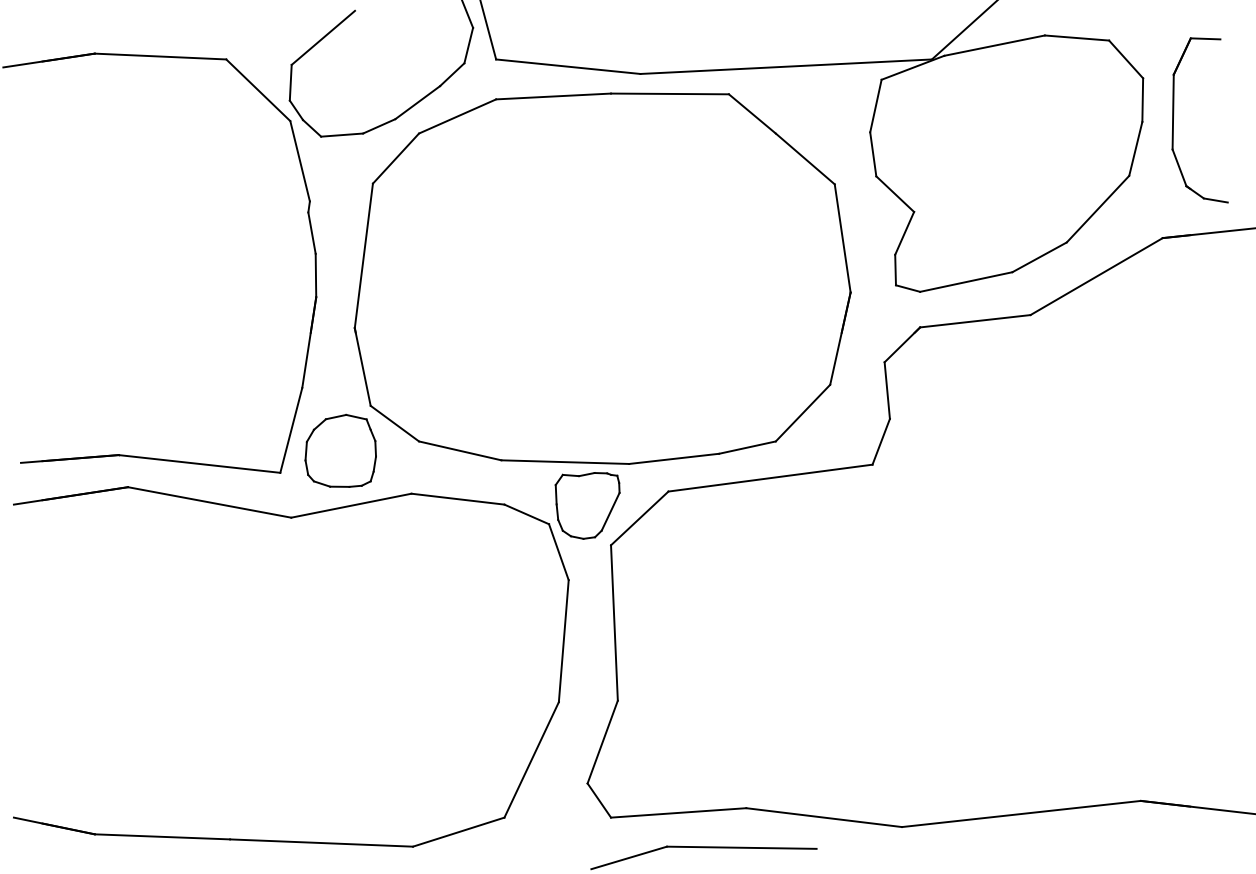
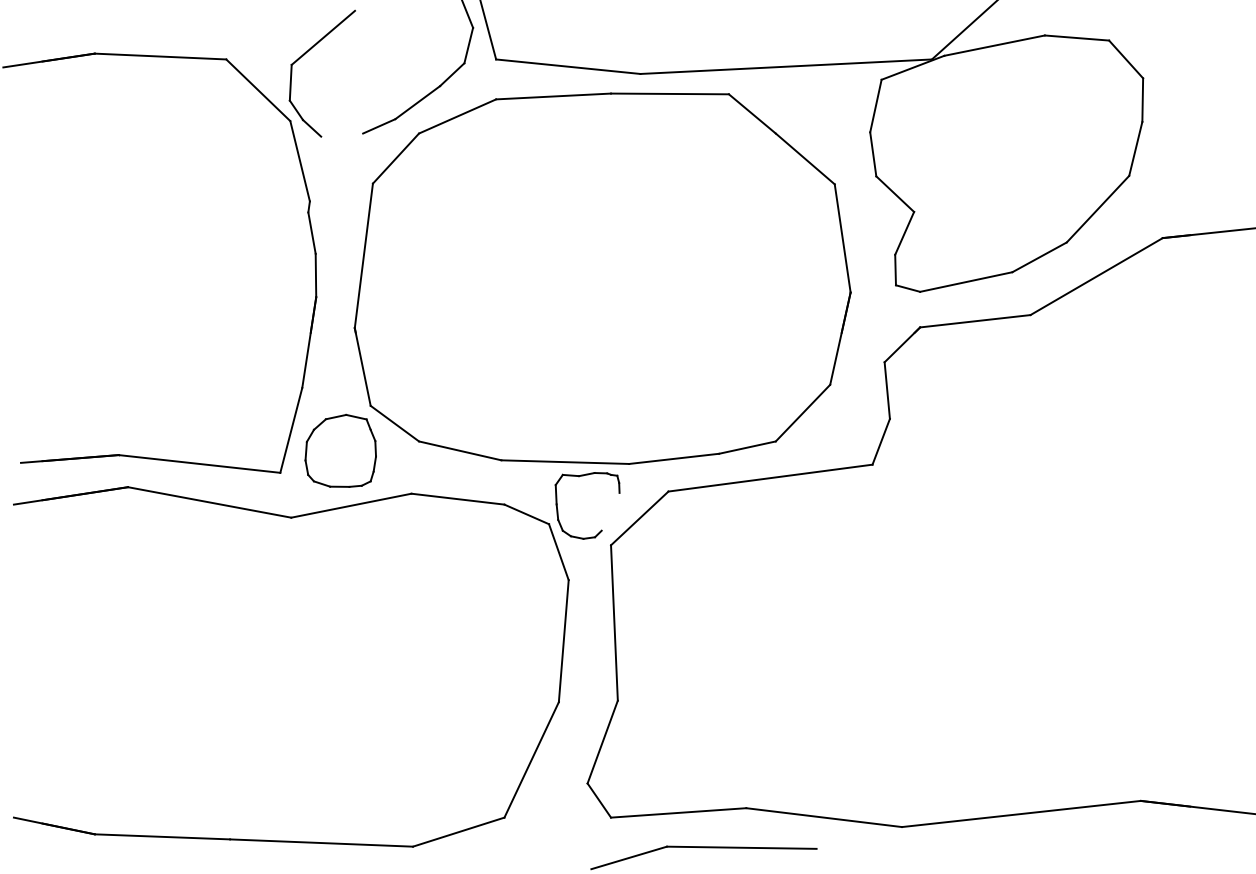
part: present -> none (1174, 113)
line: present -> none (342, 134)
line: present -> none (610, 511)
